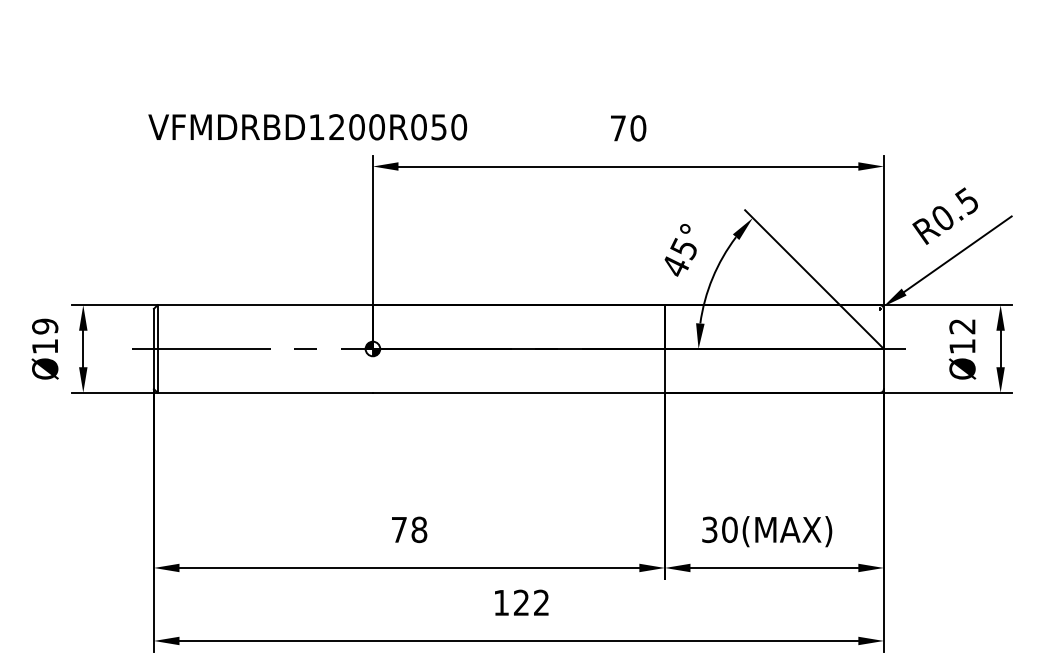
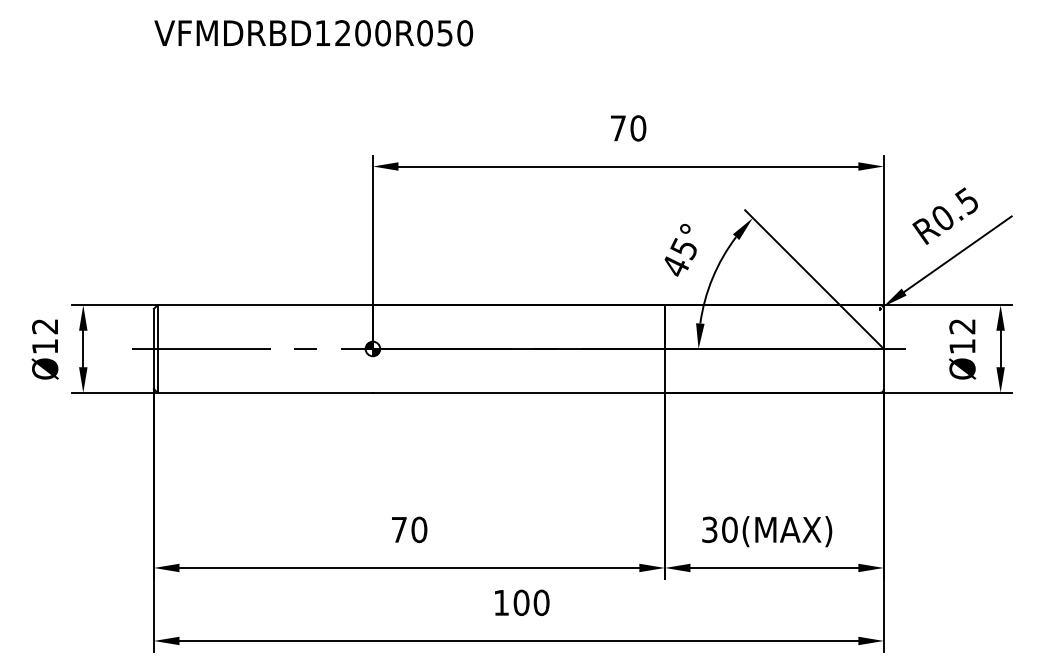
text position: (307, 127) -> (313, 33) (313, 33)
text: Ø19 -> Ø12 (45, 326)
text: 78 -> 70 (419, 529)
text: 122 -> 100 (531, 602)
